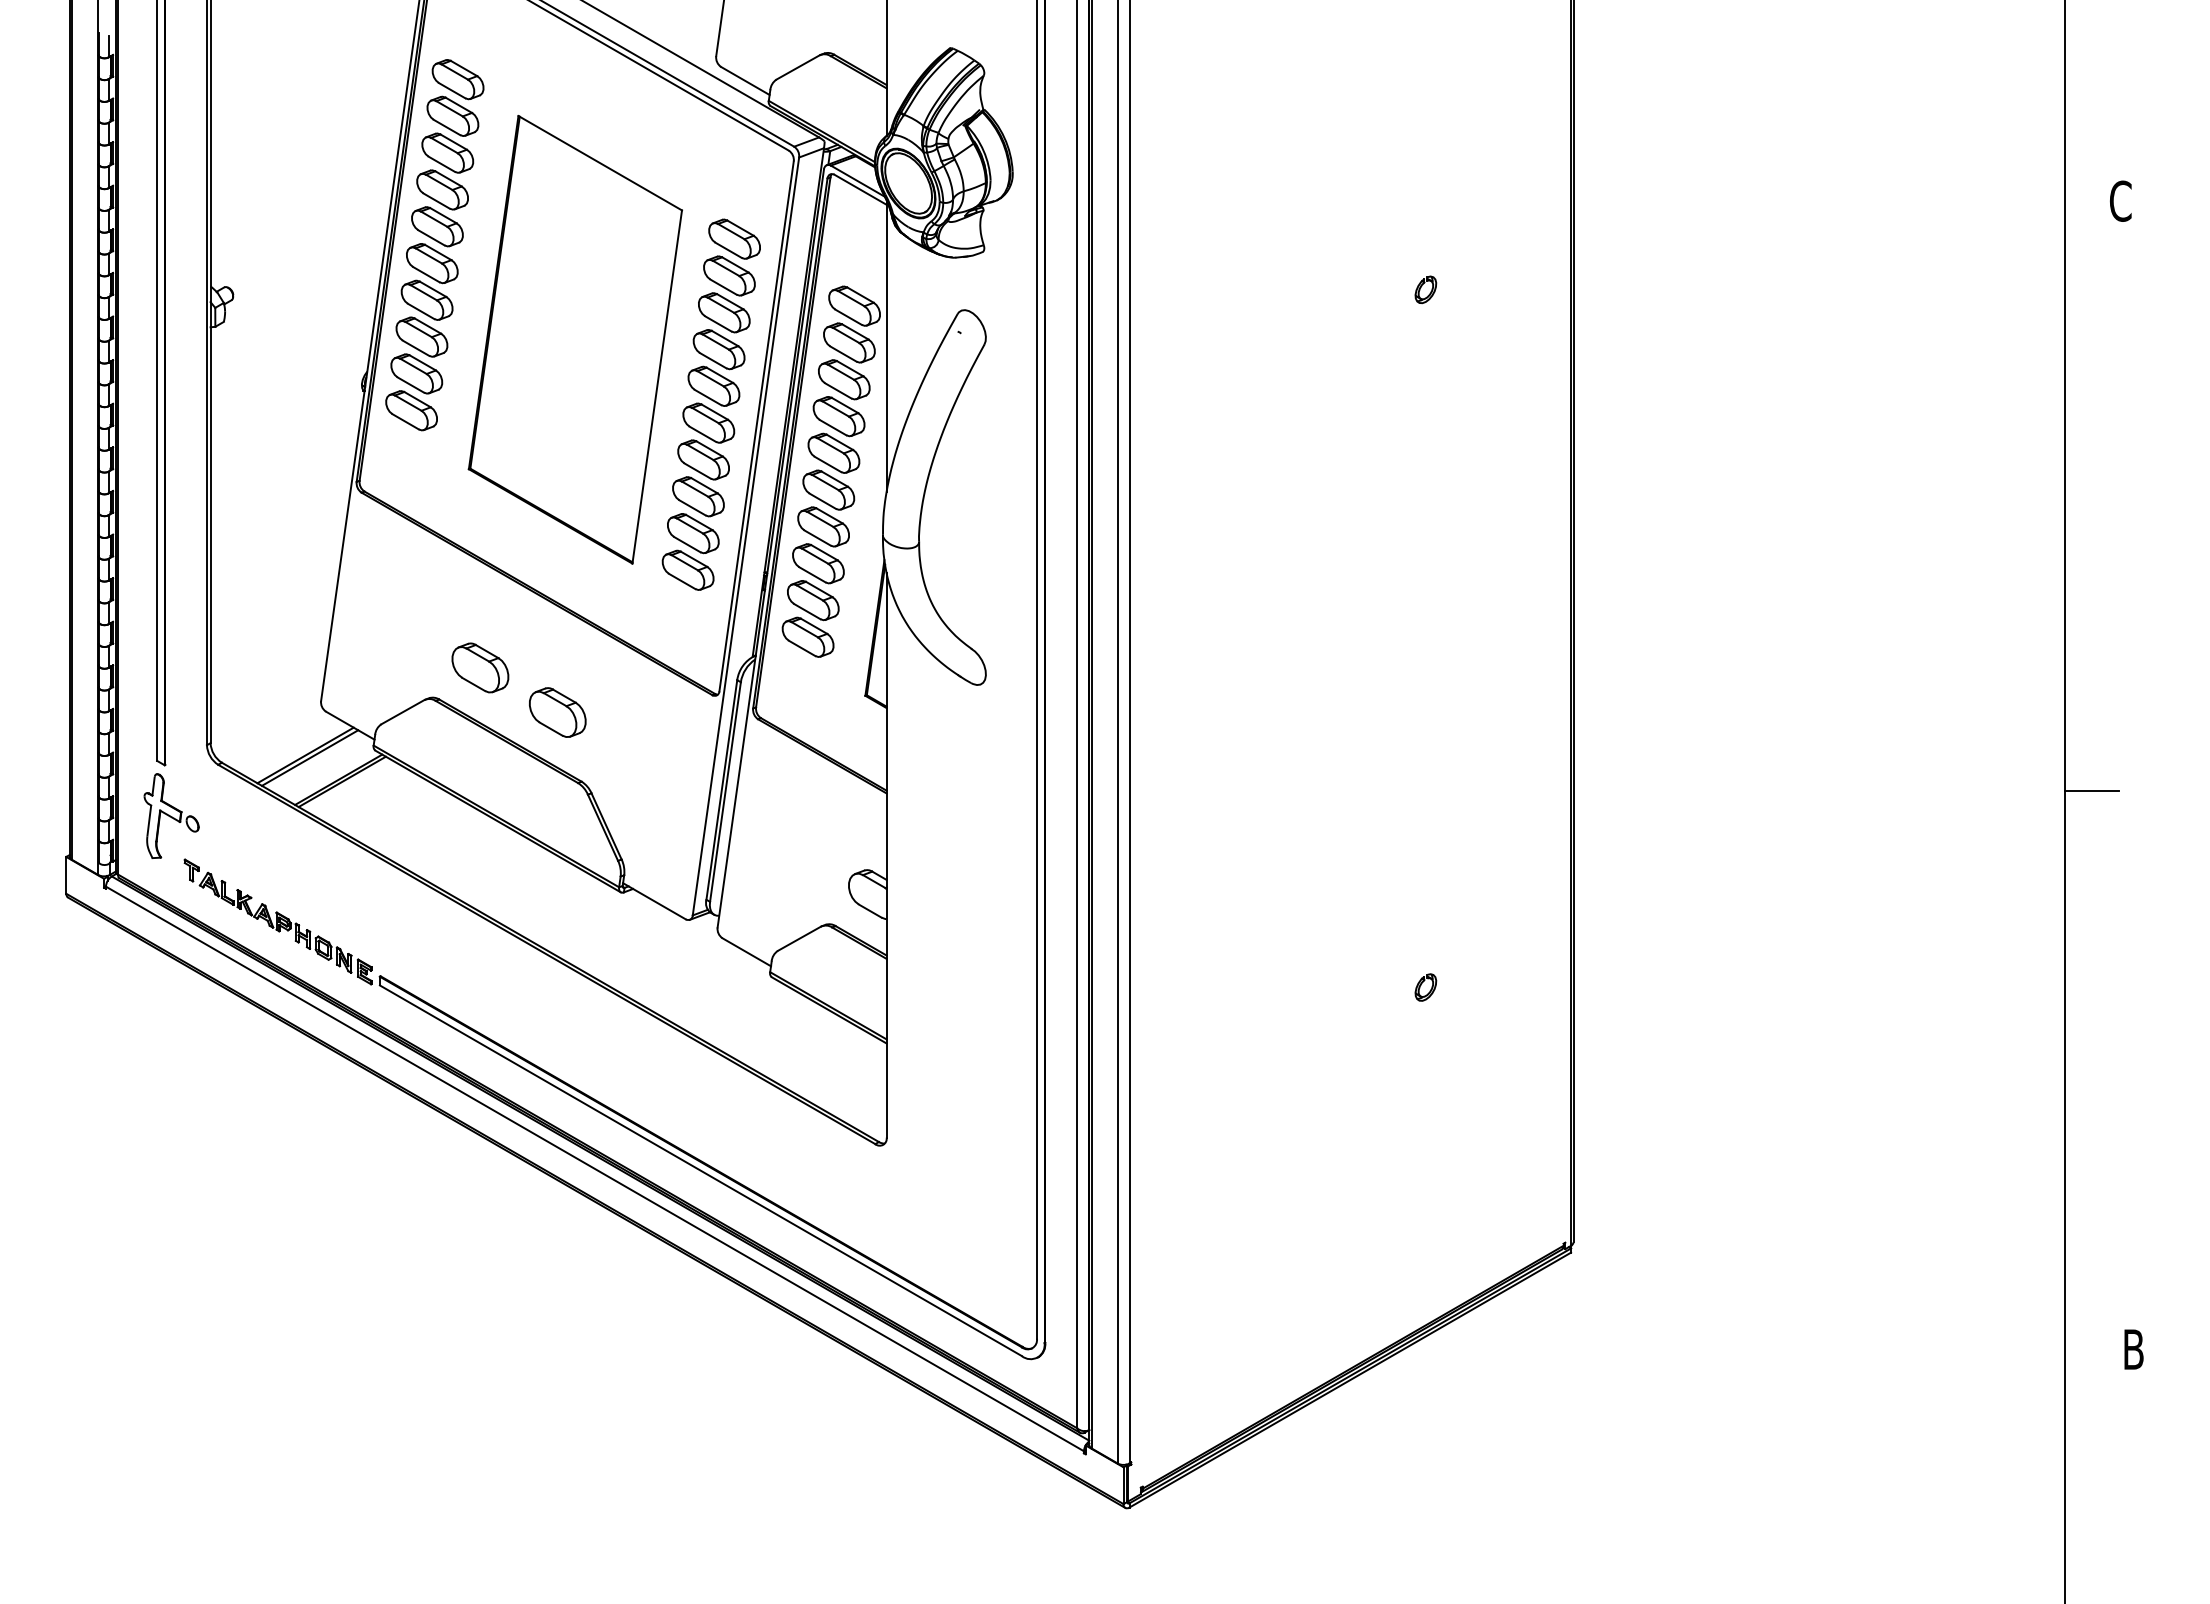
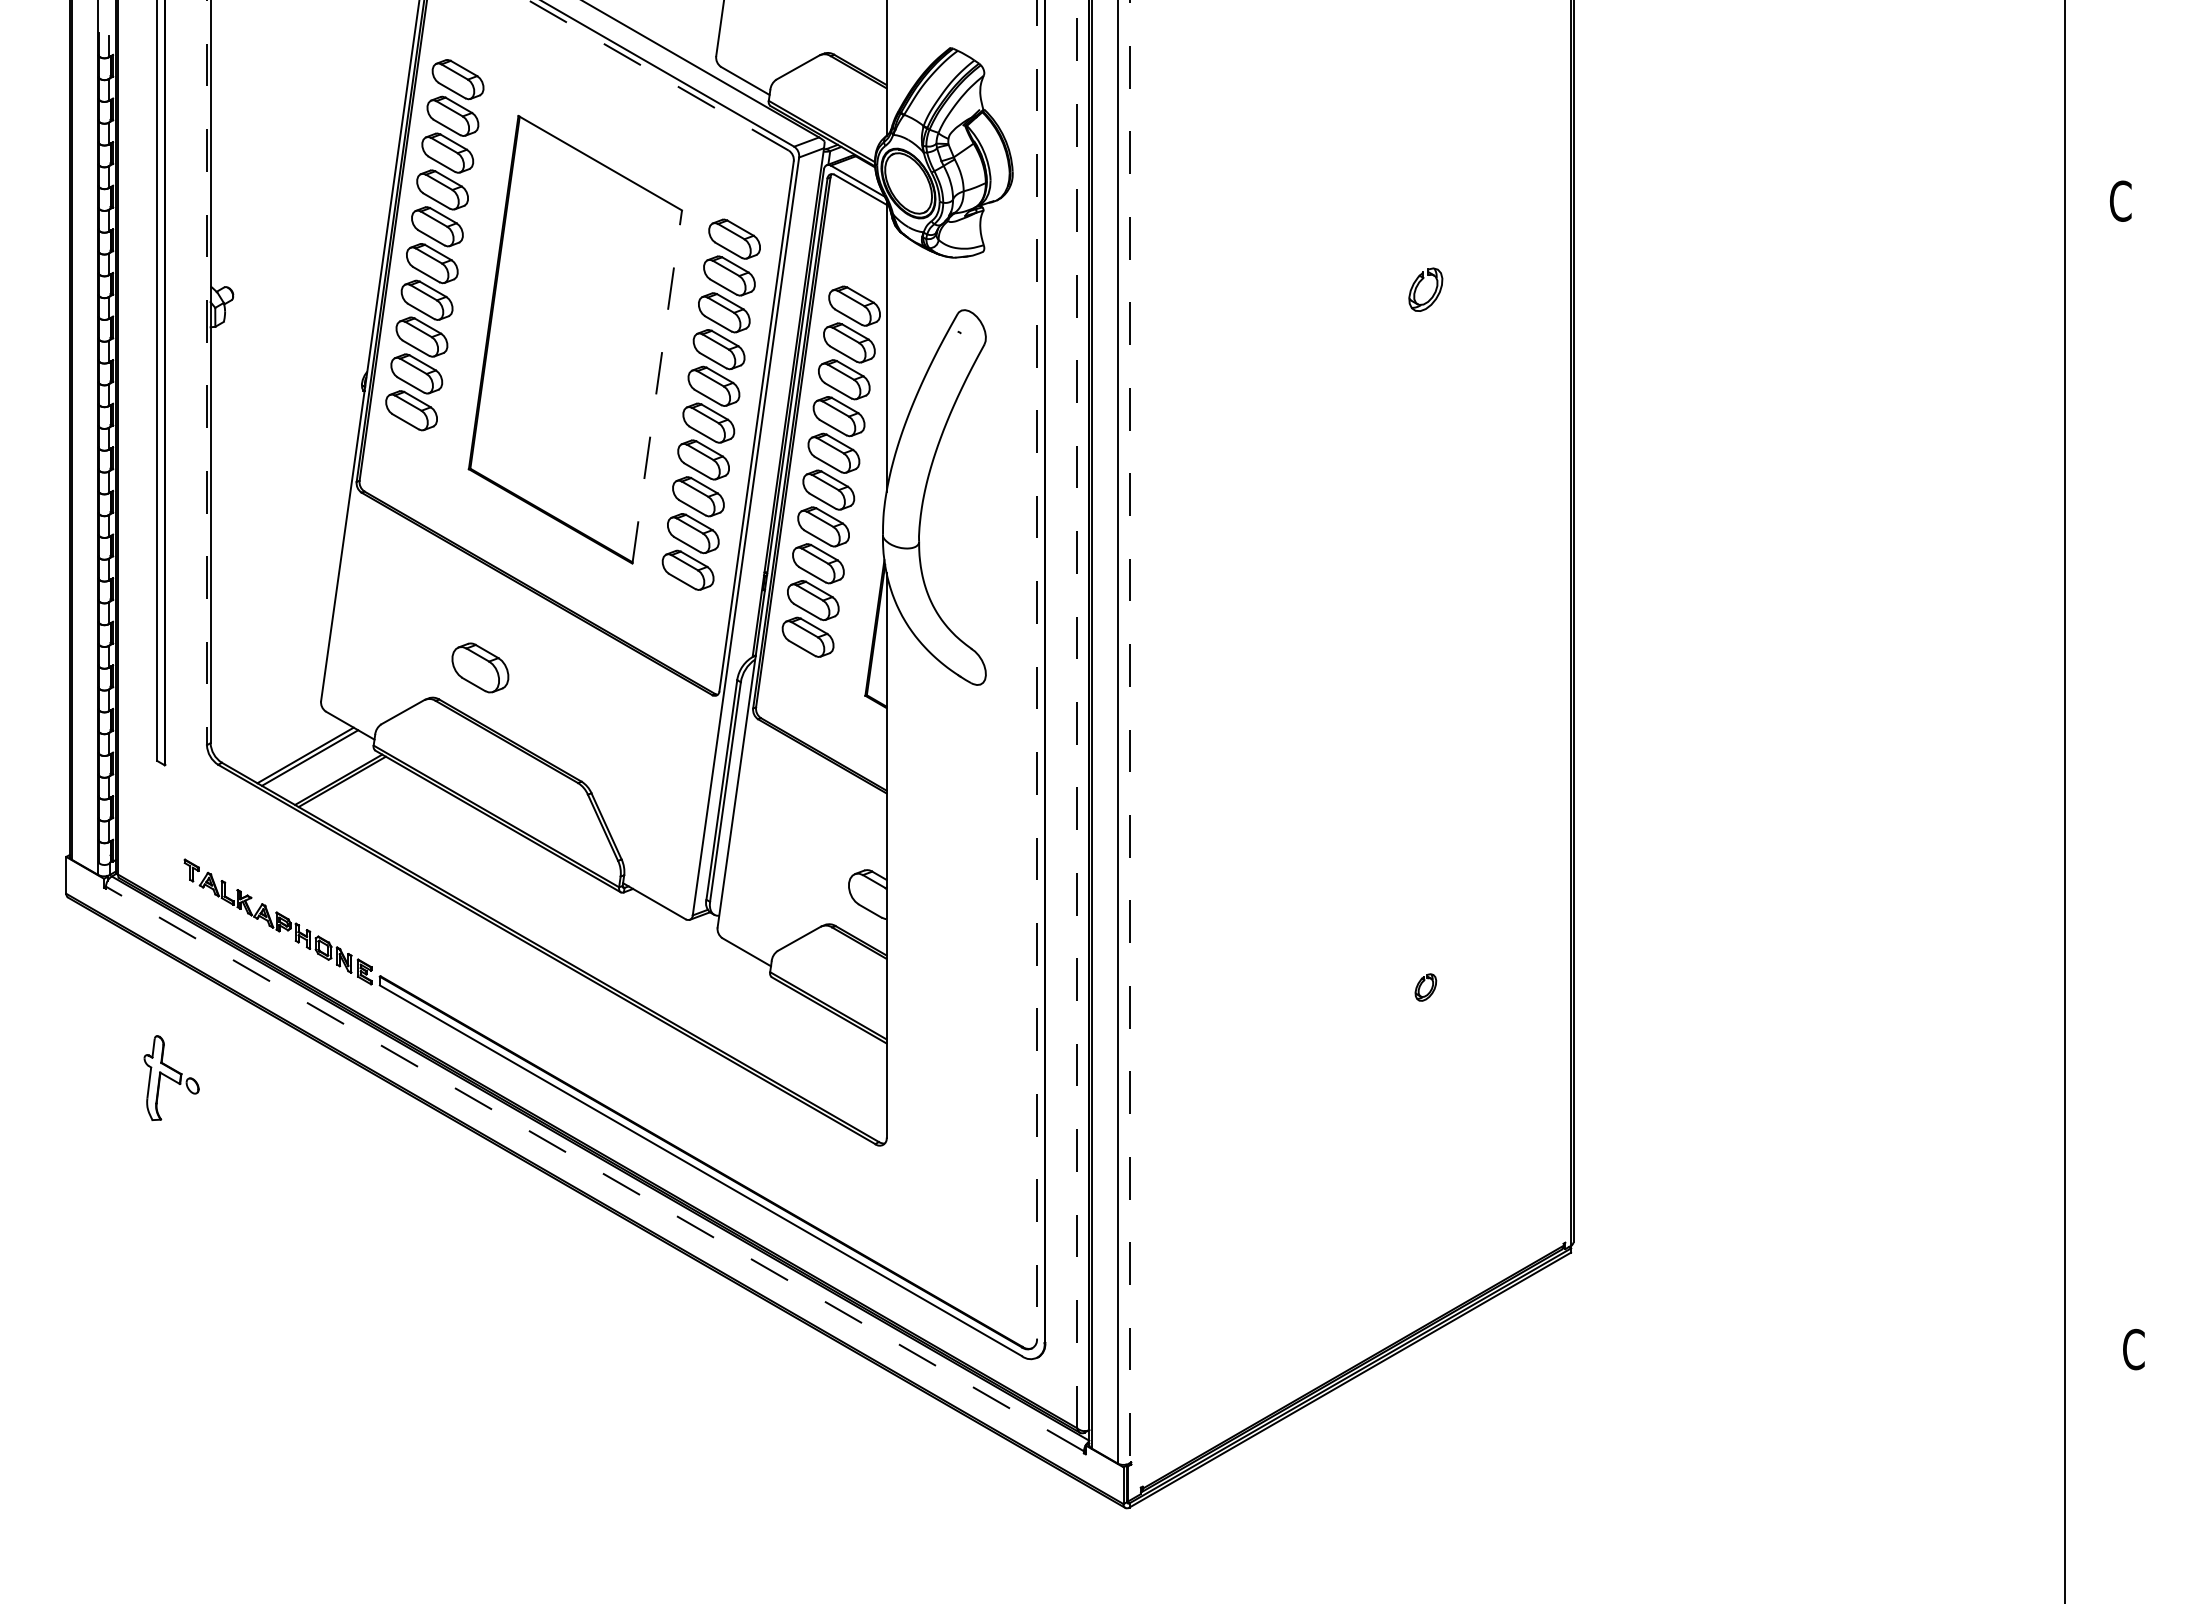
line: solid -> dashed (658, 75)
part size: 24x30 px -> 36x45 px (1425, 289)
line: solid -> dashed (206, 373)
line: solid -> dashed (657, 386)
line: solid -> dashed (1036, 669)
part: present -> none (557, 712)
line: solid -> dashed (1077, 714)
line: solid -> dashed (1129, 732)
line: present -> none (2091, 790)
part position: (171, 815) -> (171, 1077) (171, 1077)
line: solid -> dashed (594, 1168)
text: B -> C (2133, 1349)
